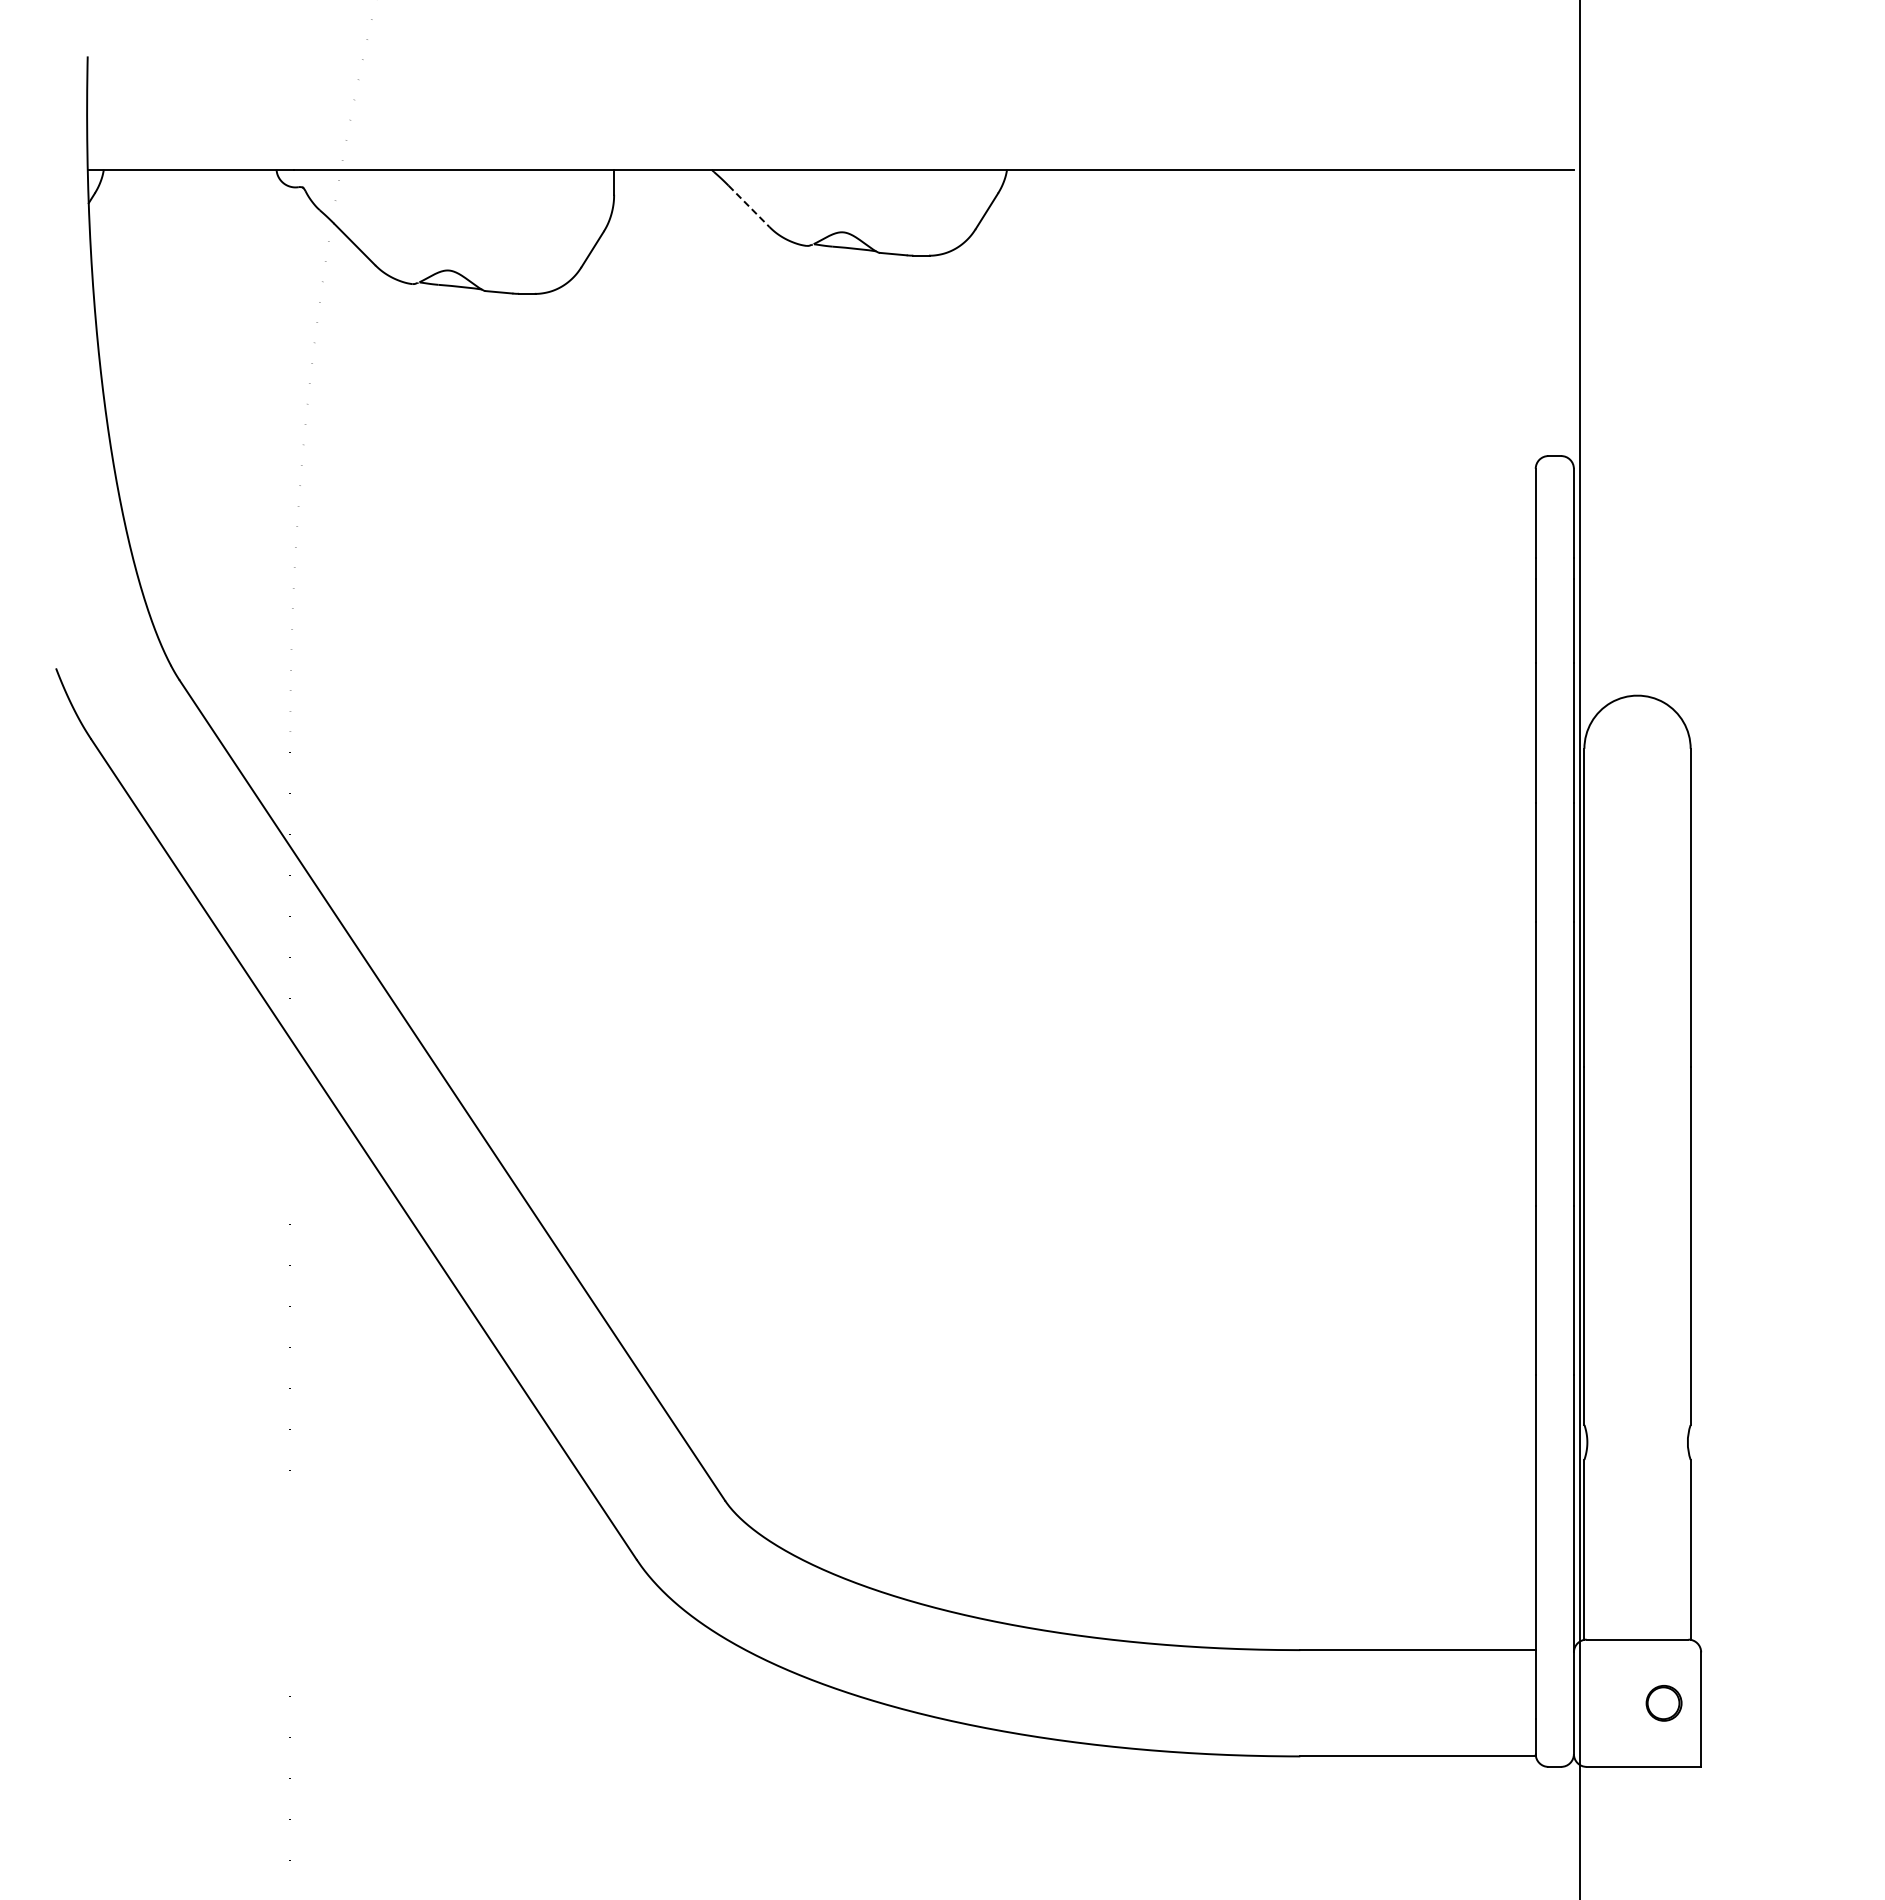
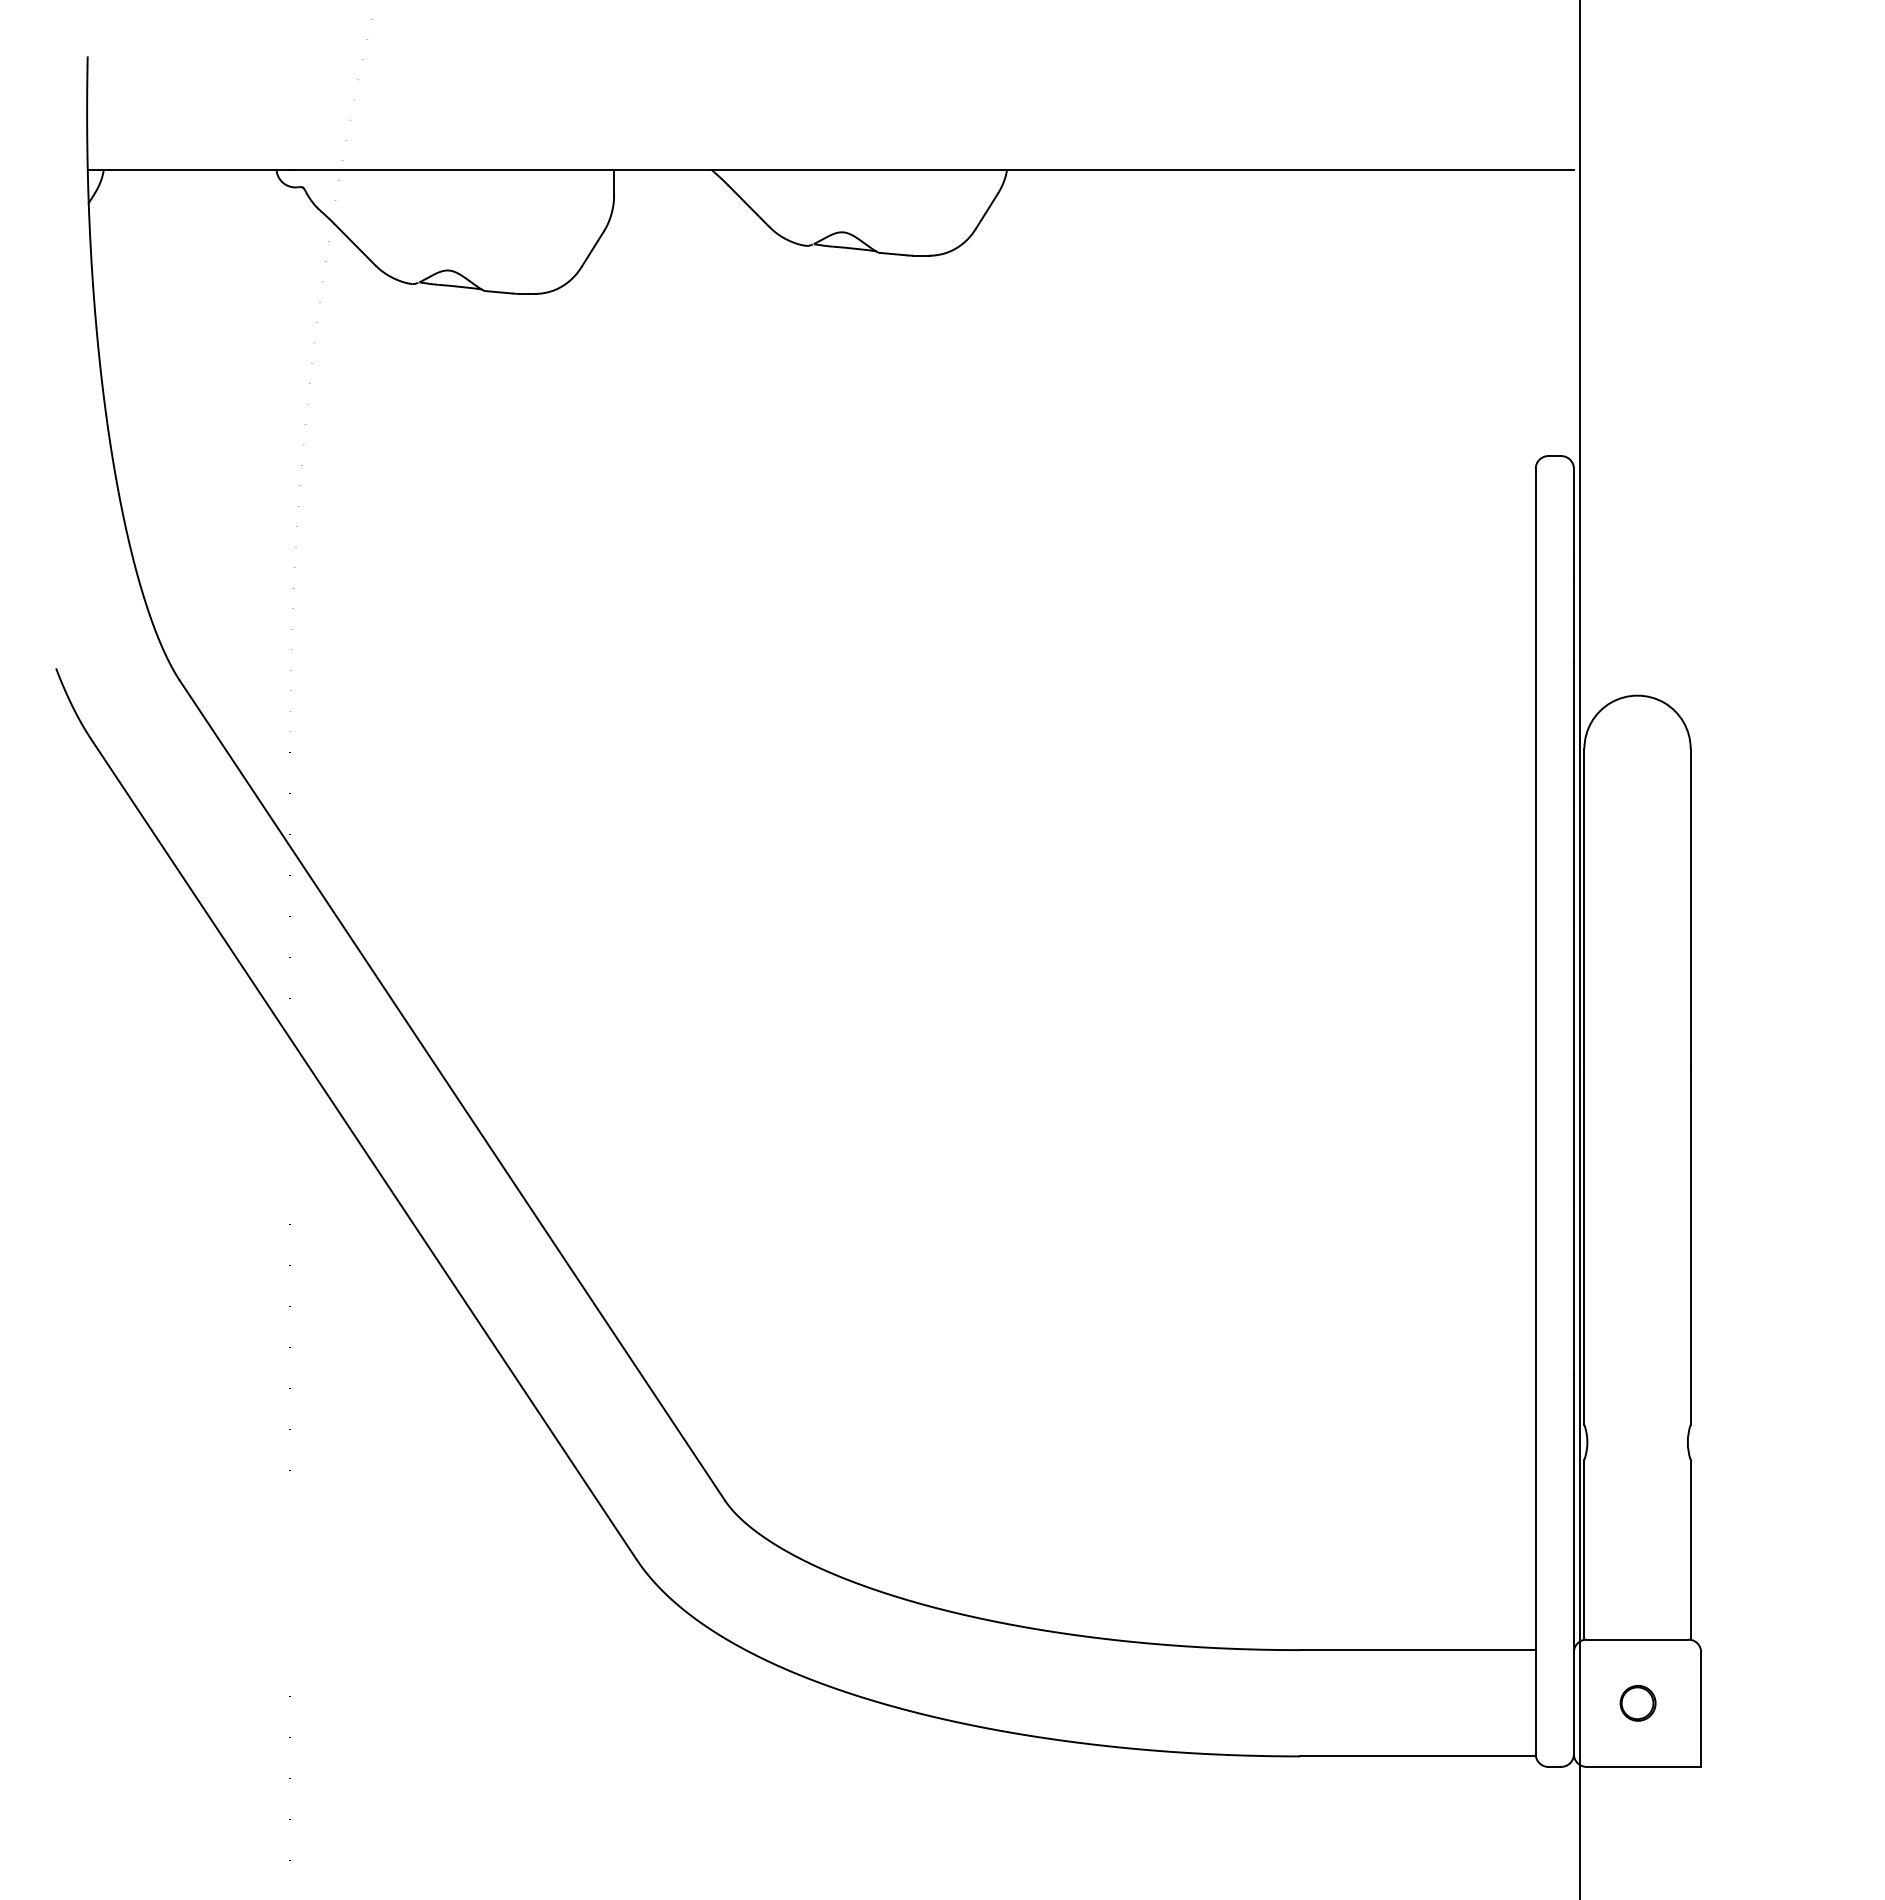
line: dashed -> solid (749, 206)
part position: (1663, 1703) -> (1637, 1703) (1637, 1703)
